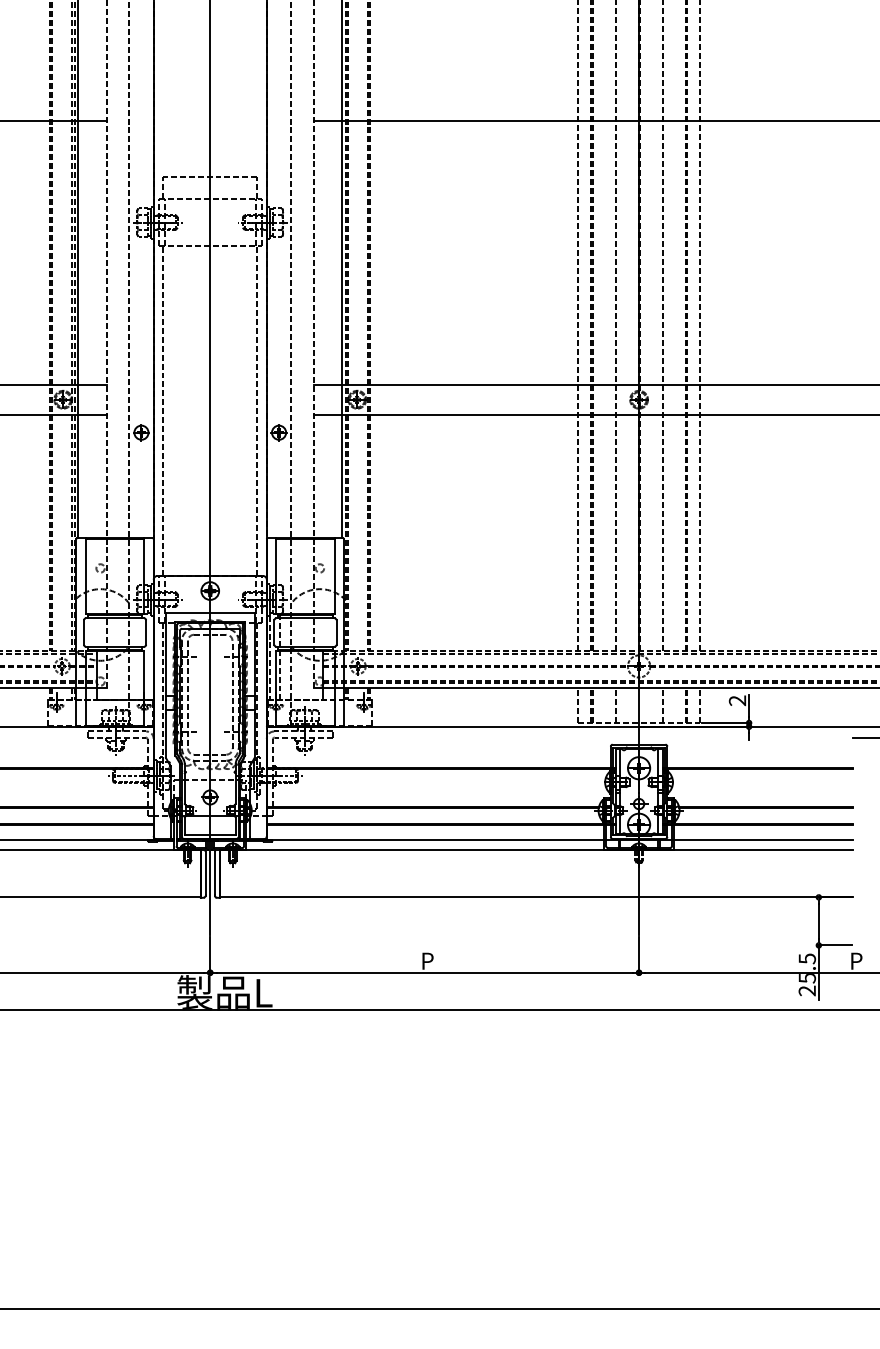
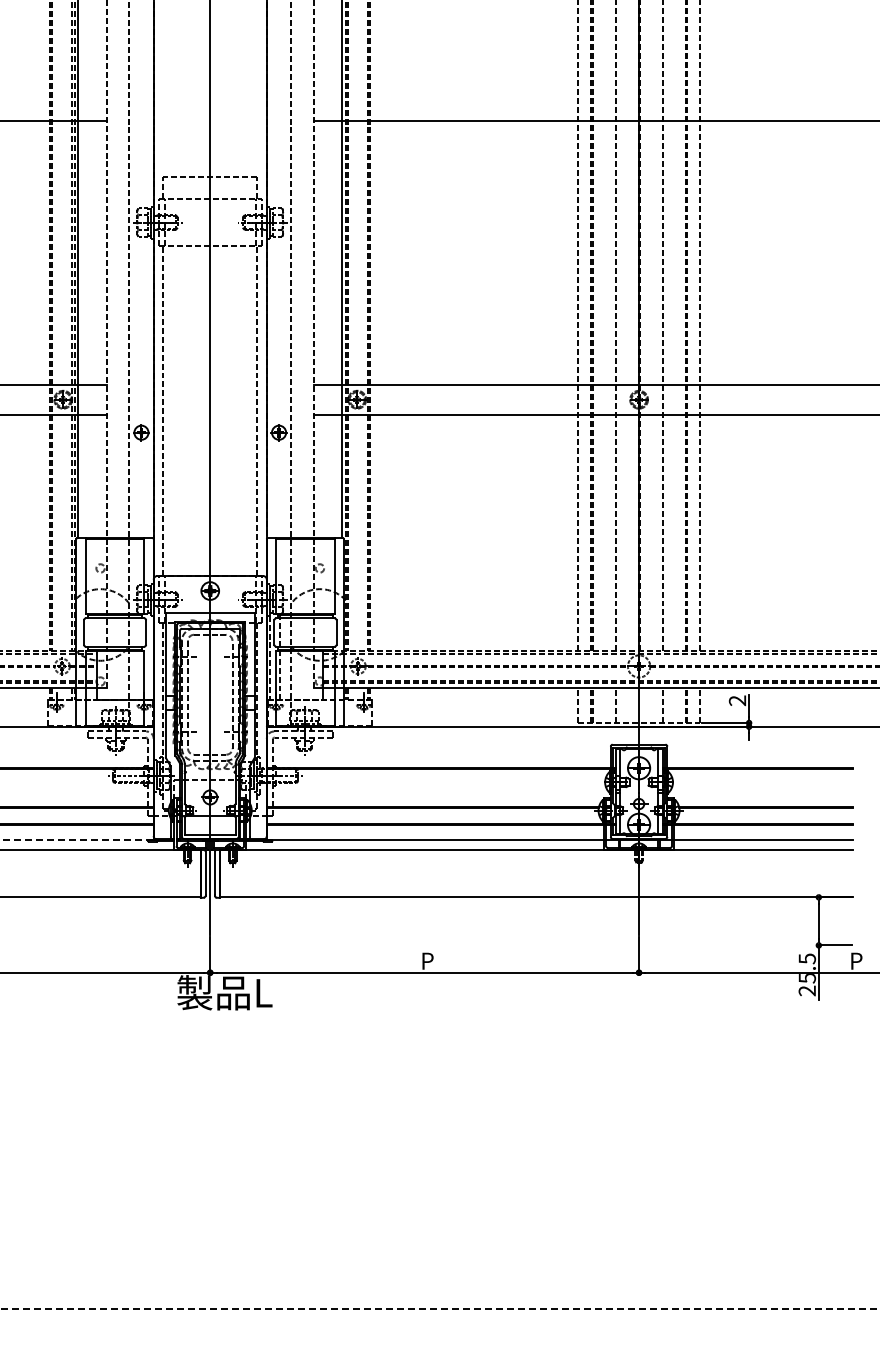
line: present -> none (864, 738)
line: solid -> dashed (77, 839)
line: present -> none (439, 1010)
line: solid -> dashed (439, 1308)
